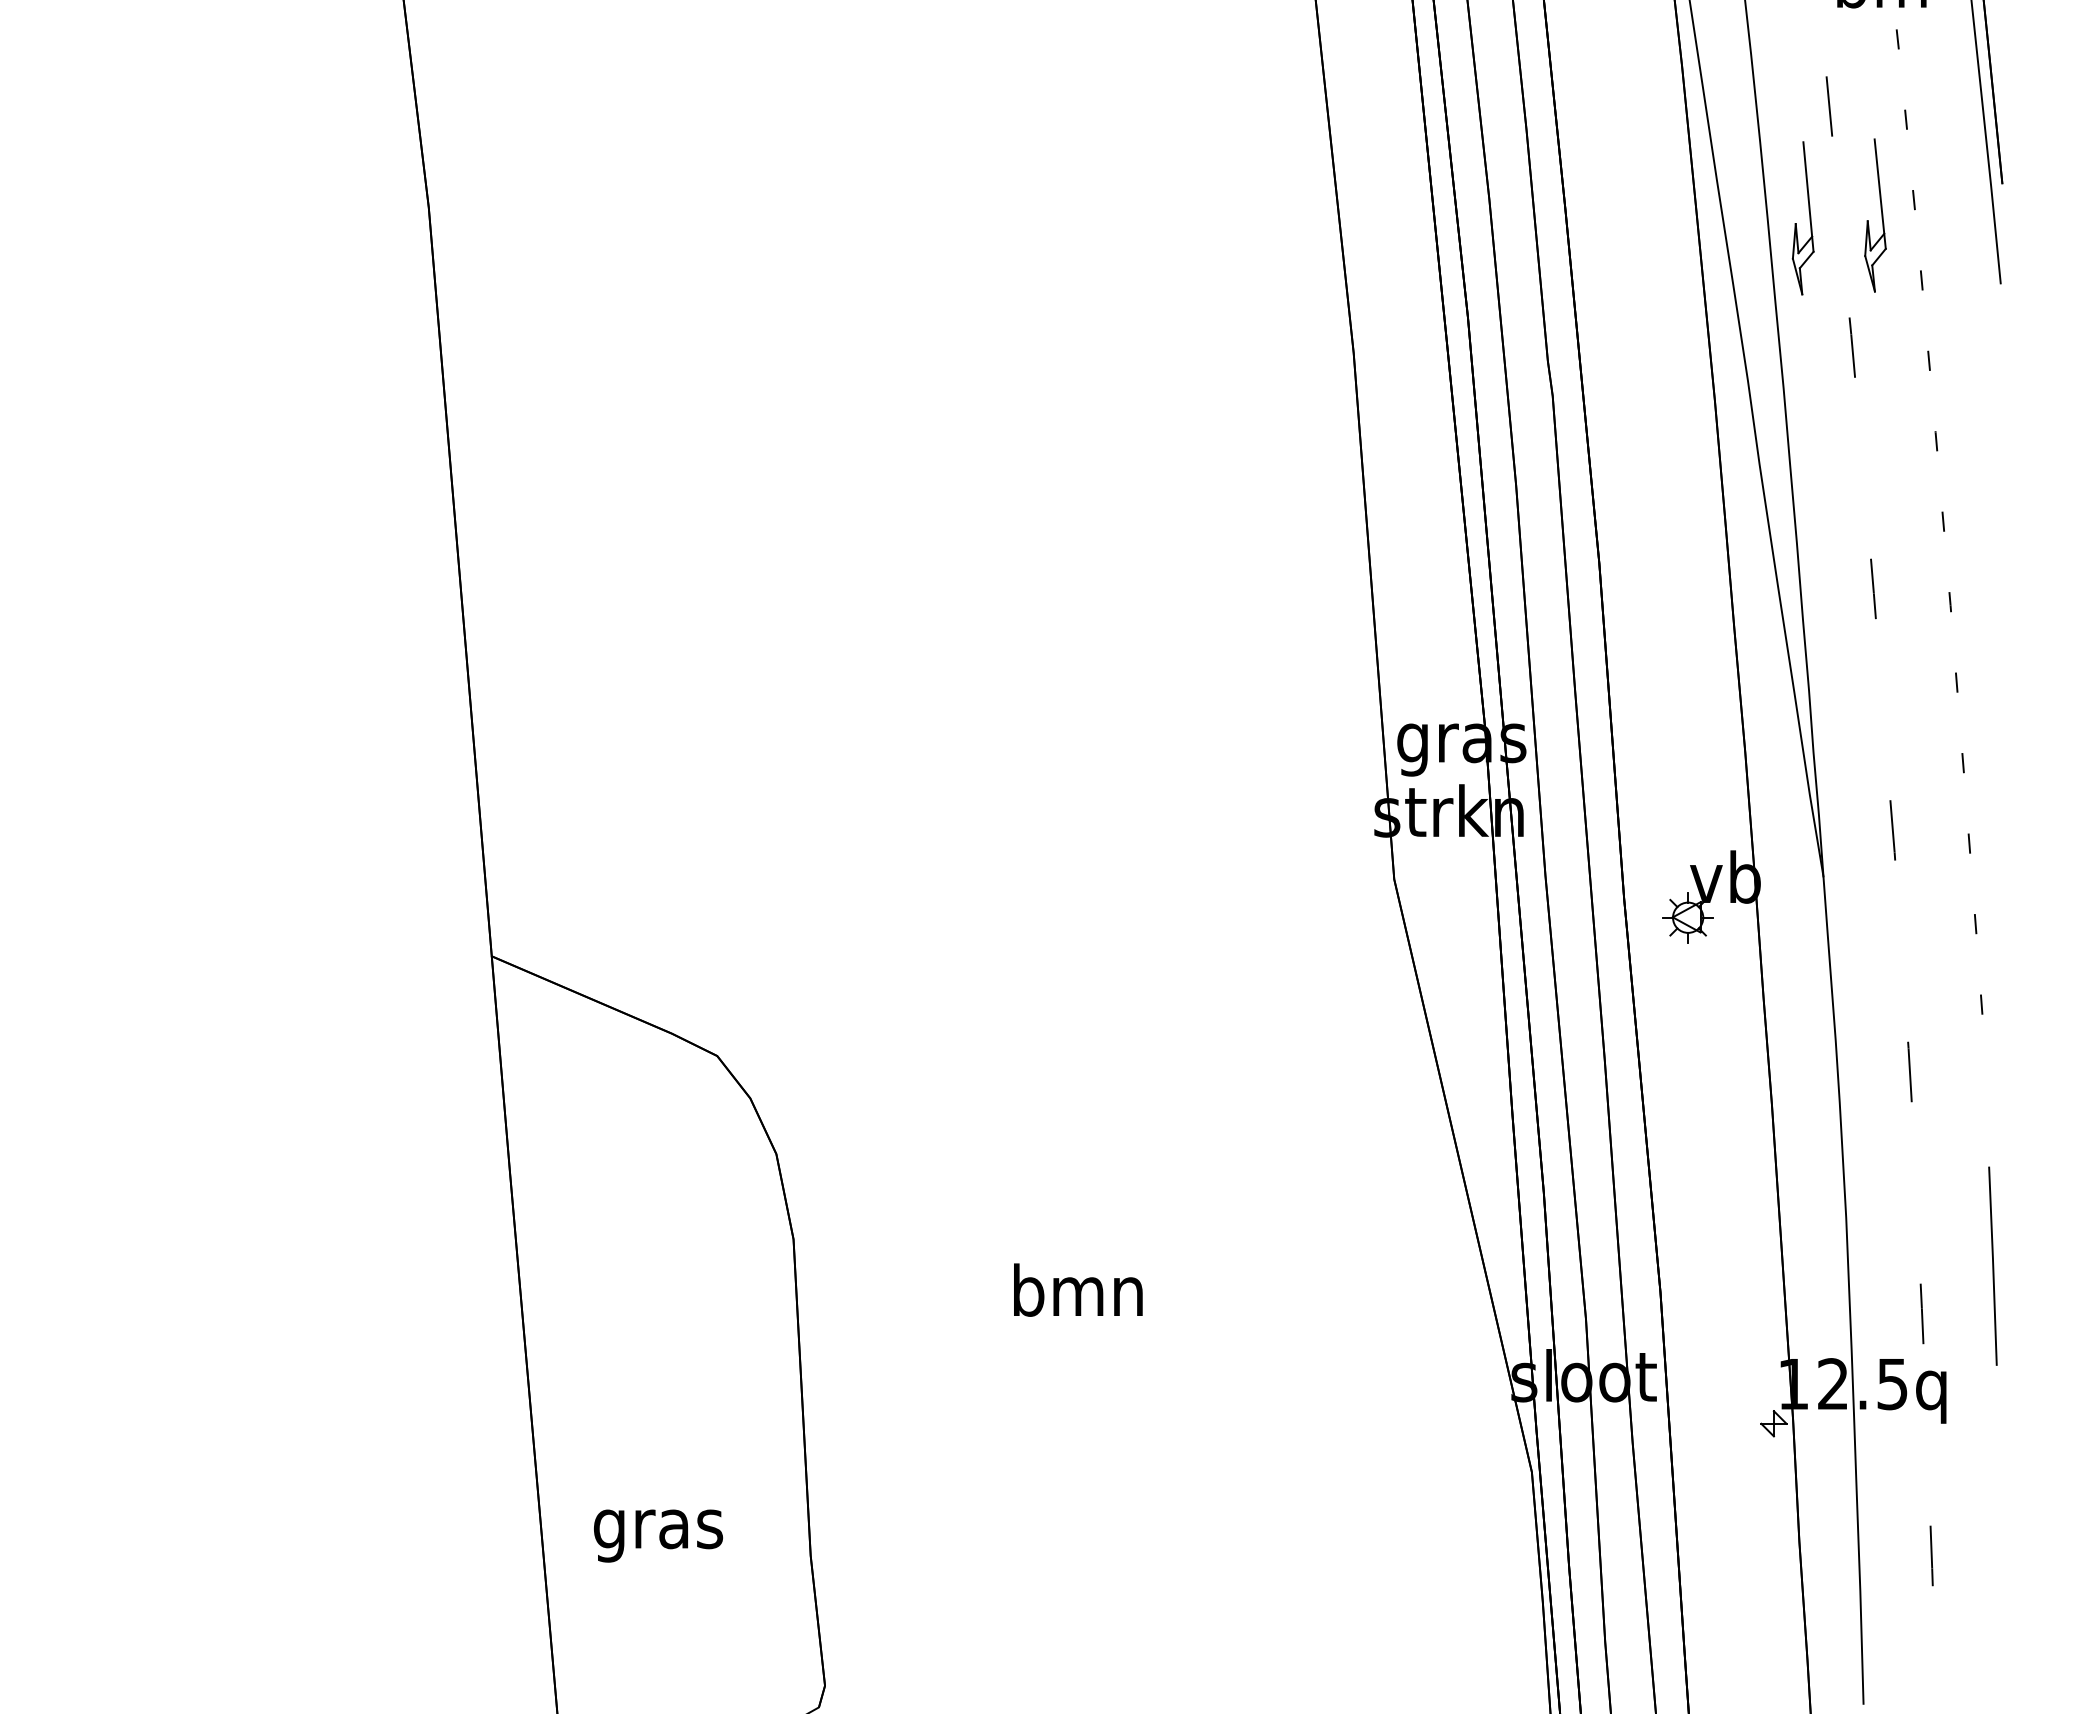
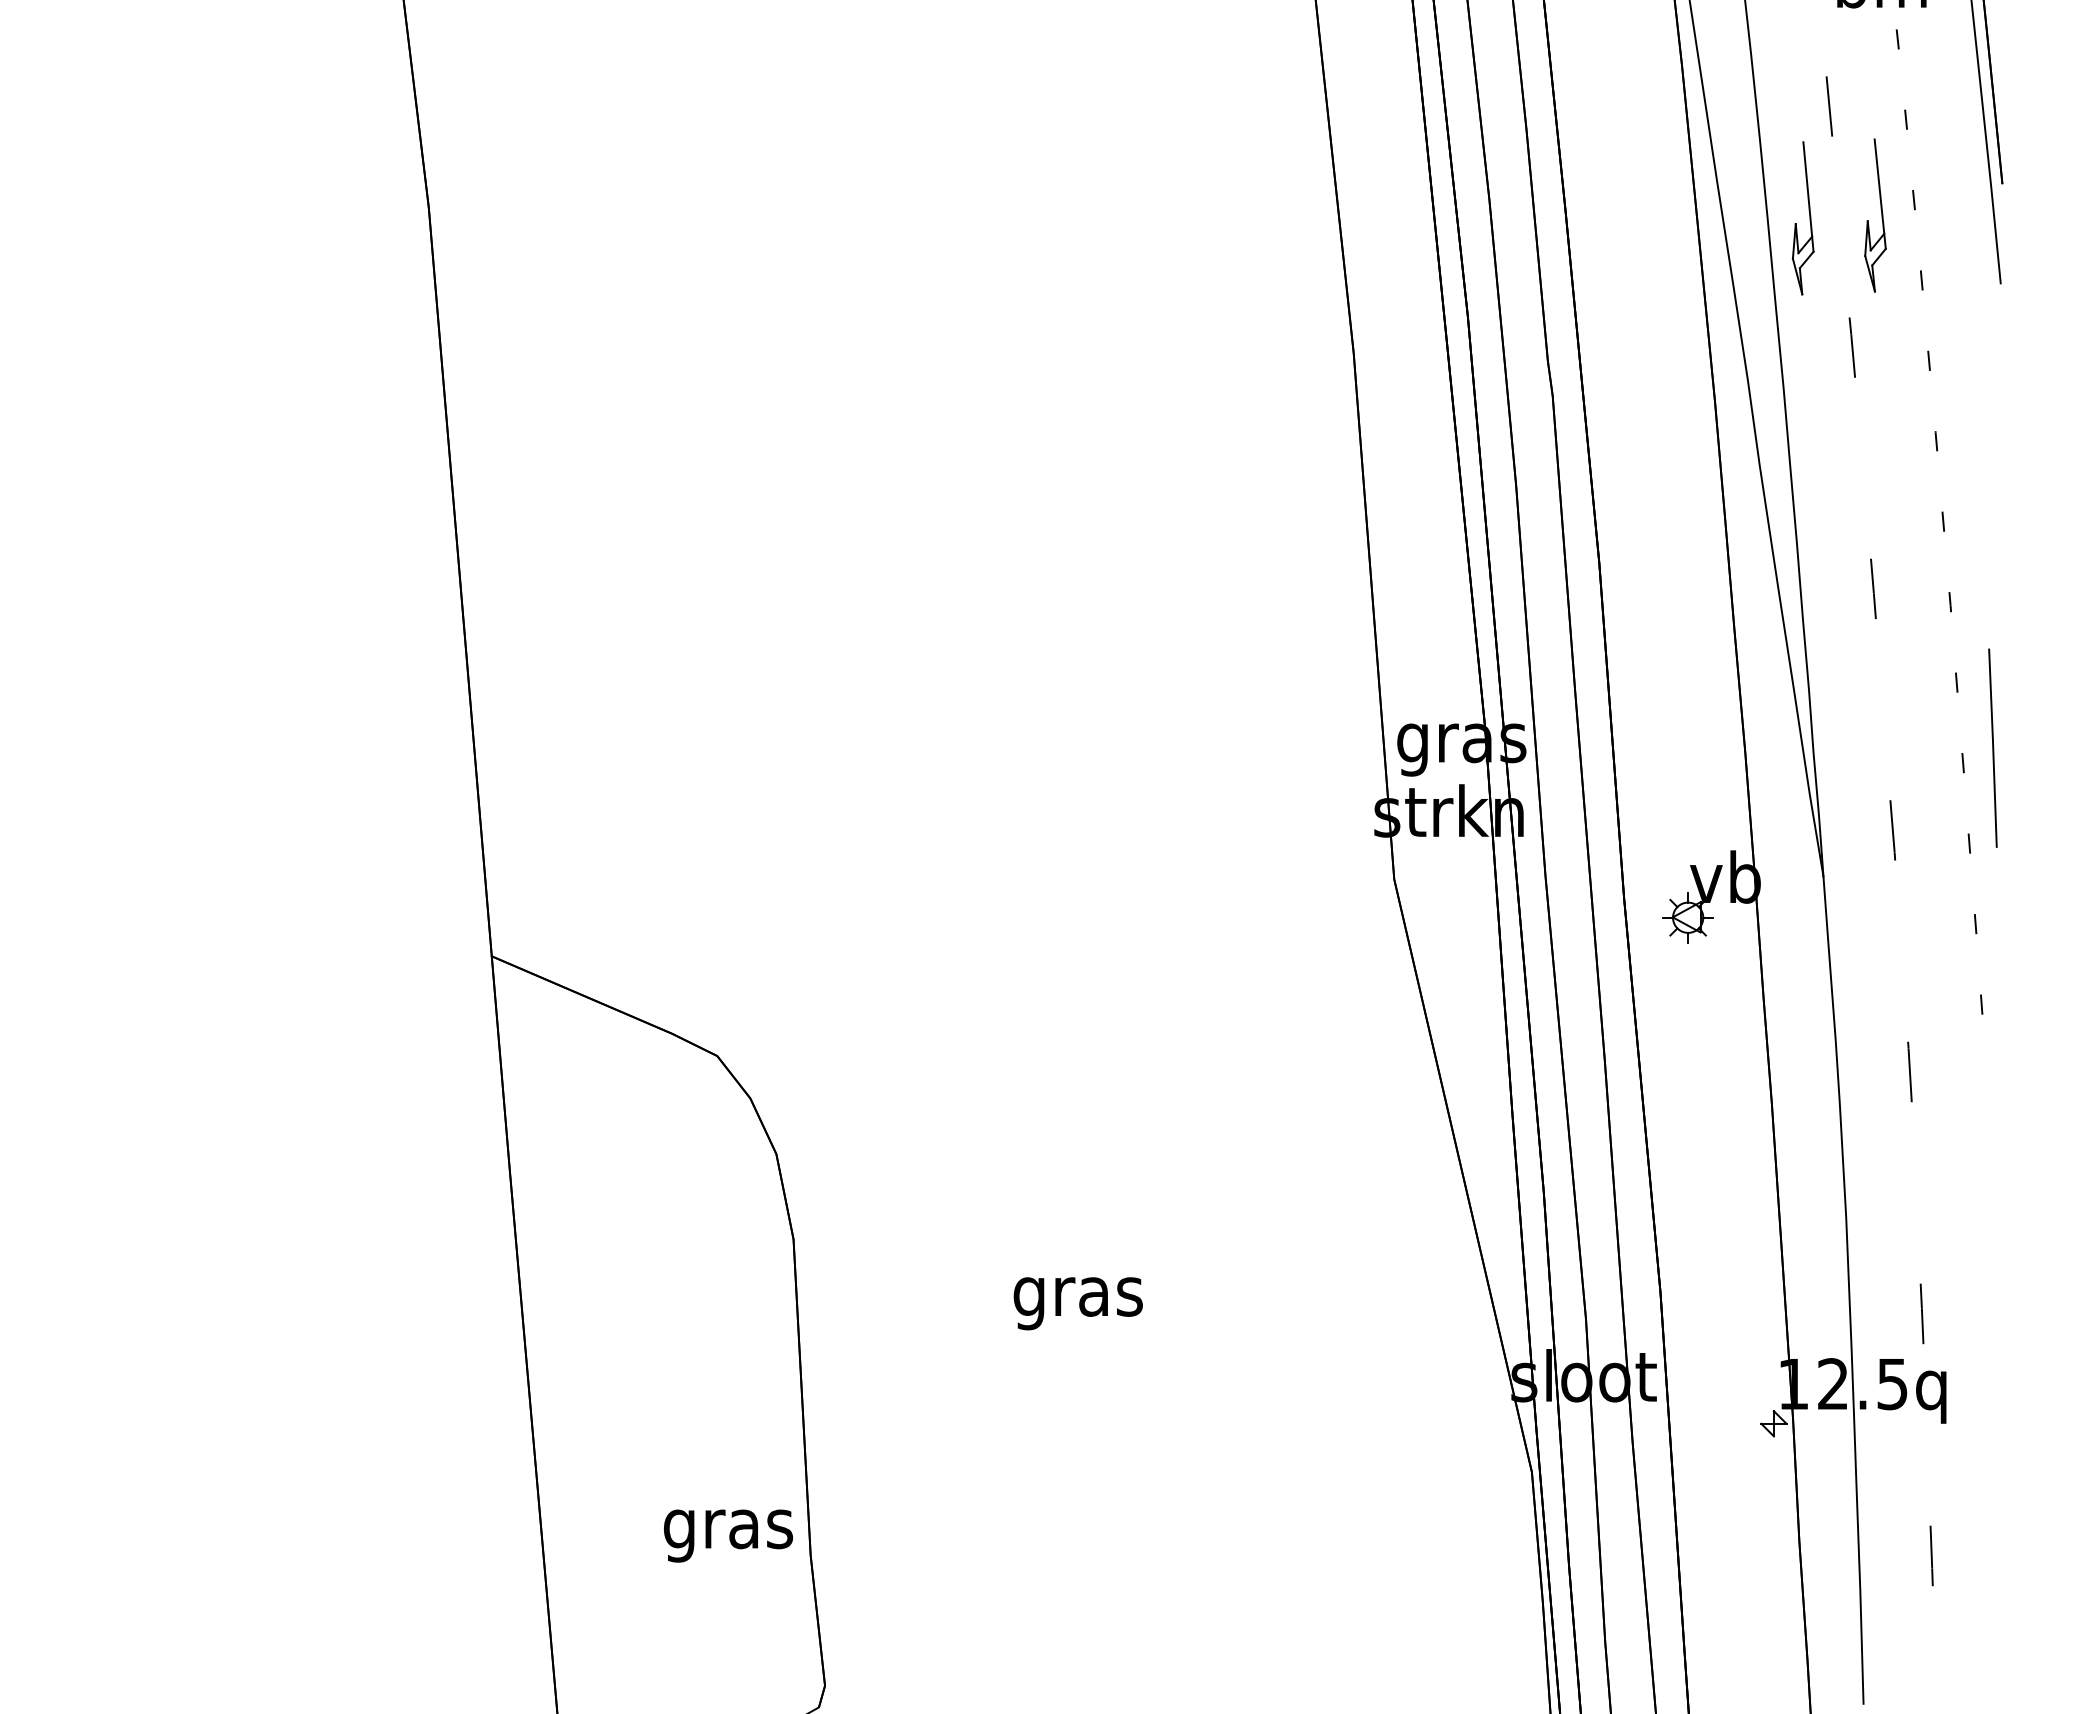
line position: (1992, 1265) -> (1992, 747) (1992, 747)
text: bmn -> gras (1077, 1296)
text position: (658, 1535) -> (728, 1535) (728, 1535)
